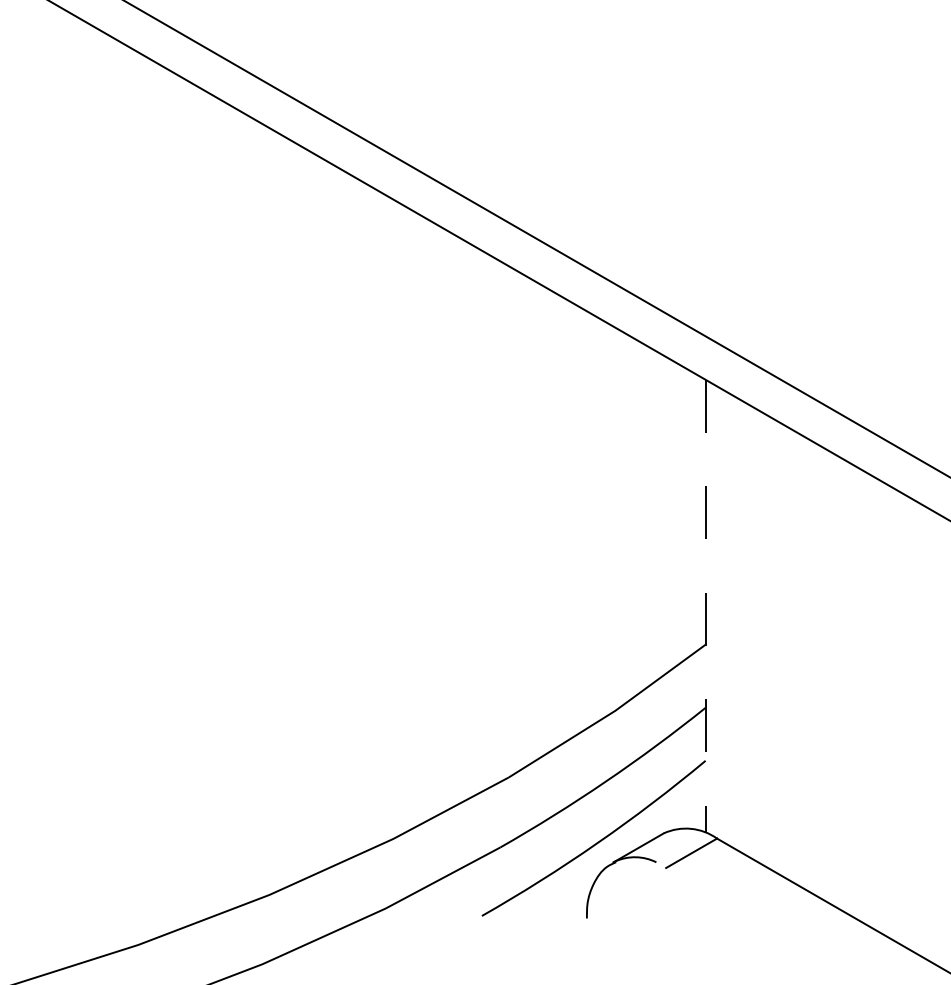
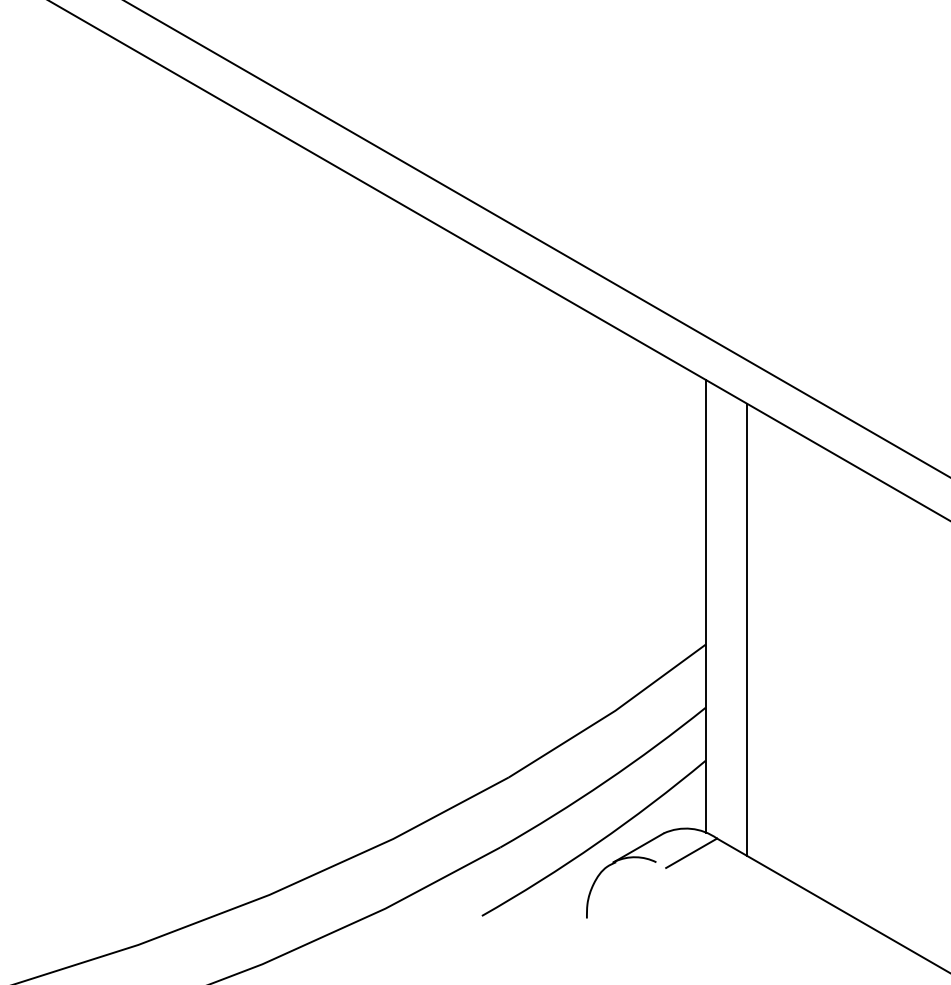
line: dashed -> solid (705, 606)
line: none -> present (747, 629)
